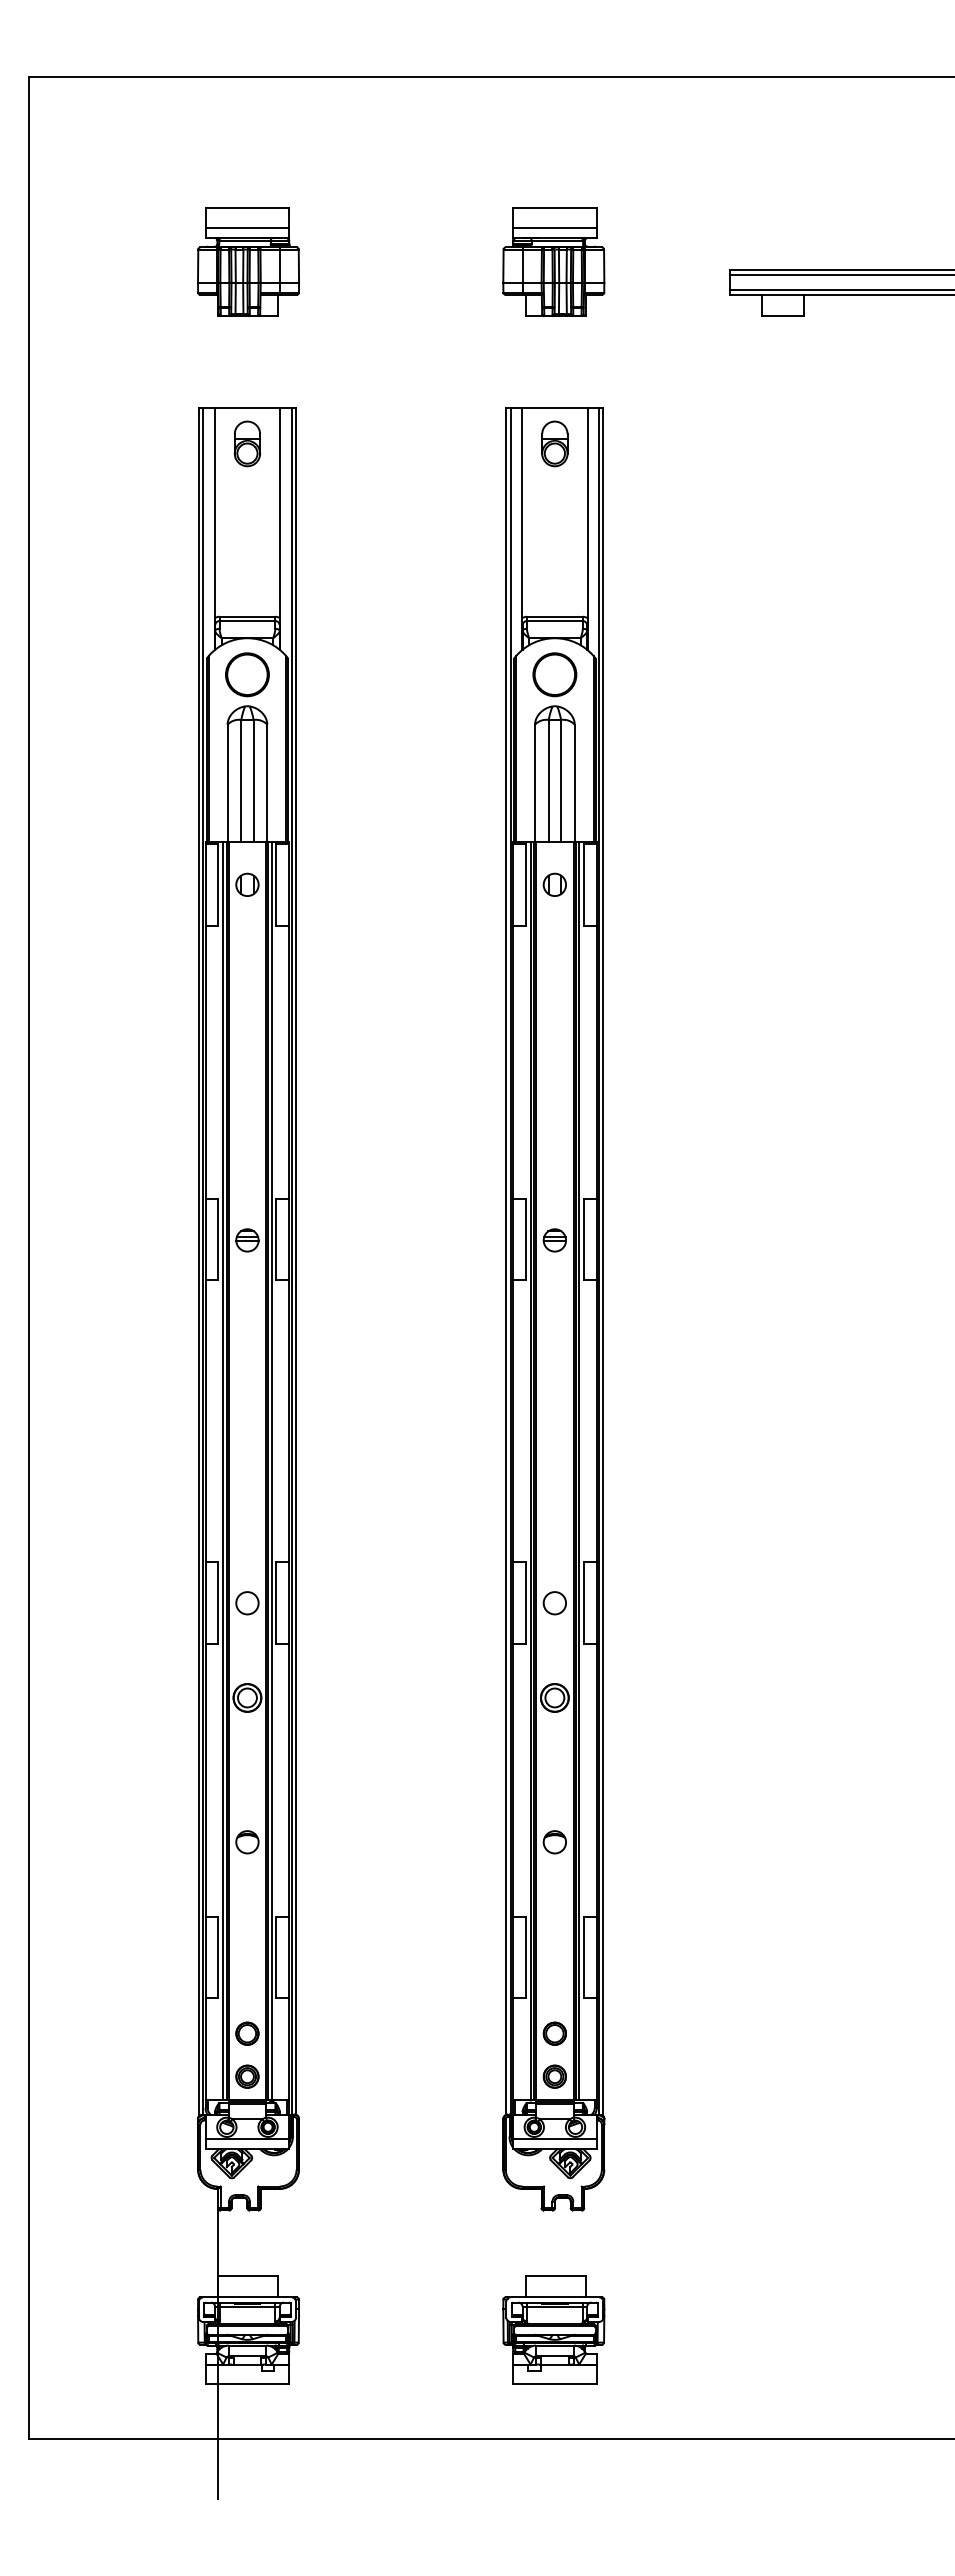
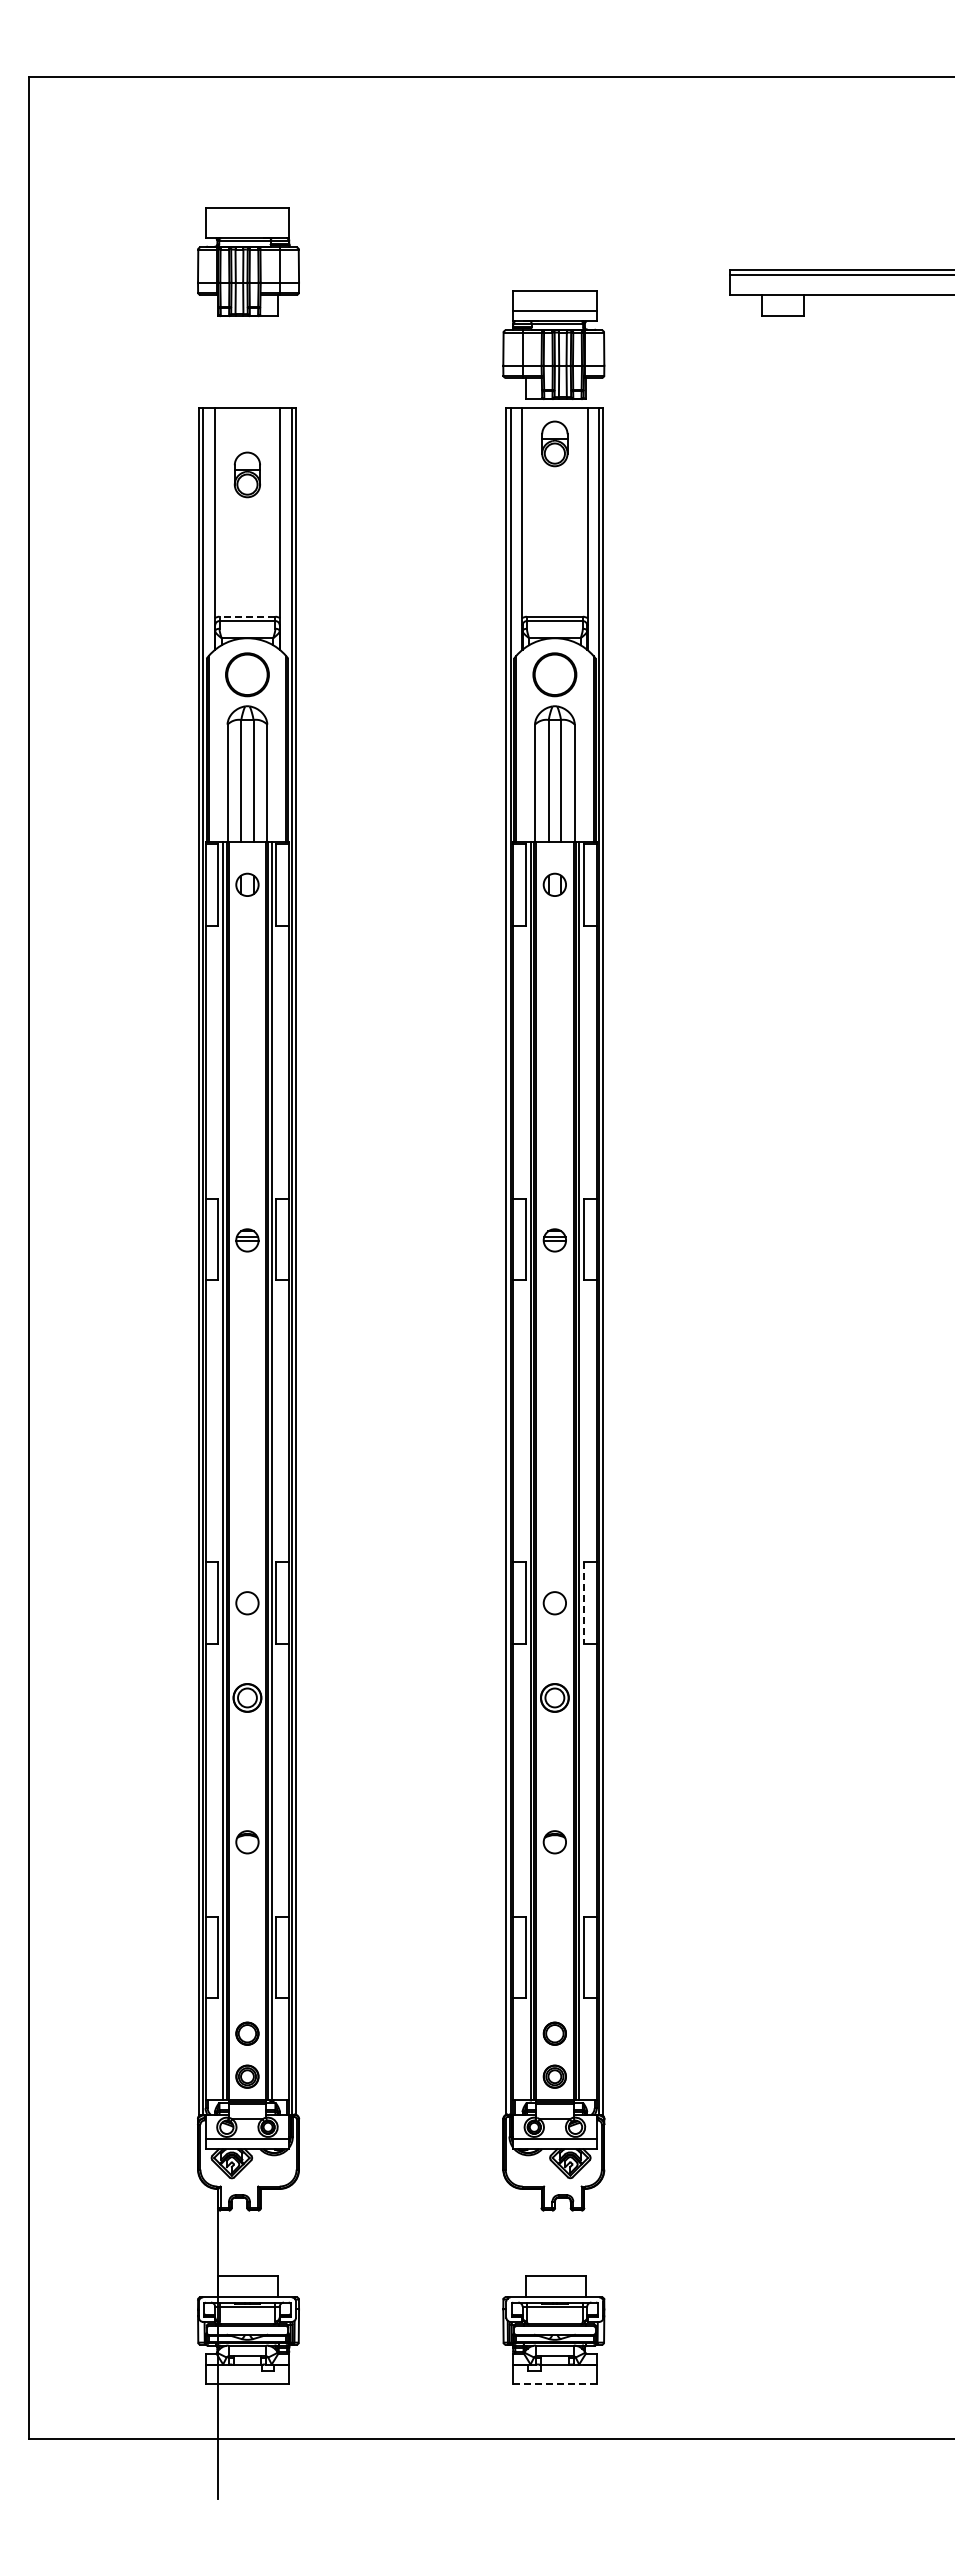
line: present -> none (247, 227)
part position: (553, 261) -> (553, 344) (553, 344)
line: present -> none (840, 290)
part position: (246, 443) -> (246, 474) (246, 474)
line: solid -> dashed (247, 616)
line: solid -> dashed (583, 1603)
line: solid -> dashed (554, 2383)
